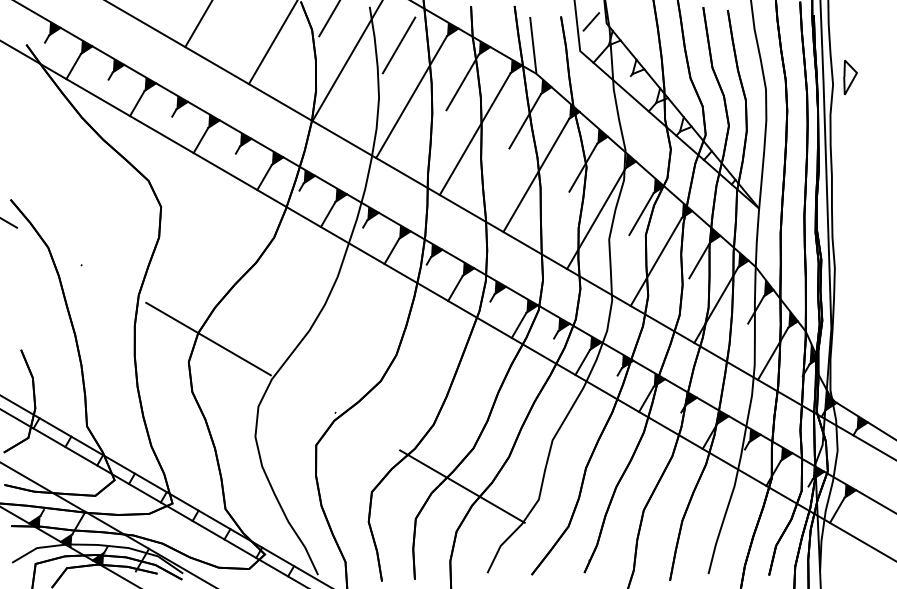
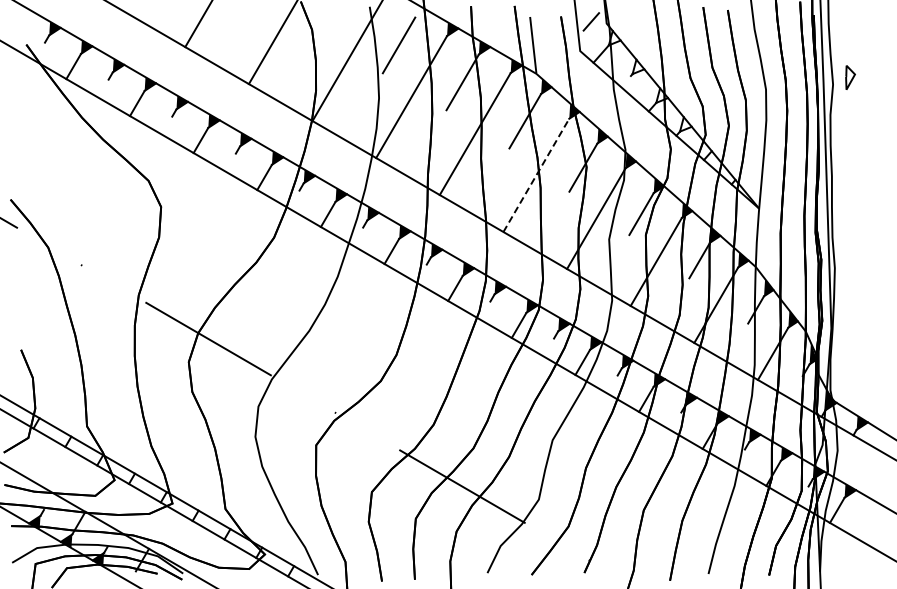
line: present -> none (328, 19)
part size: 15x36 px -> 11x25 px (850, 77)
line: solid -> dashed (536, 174)
